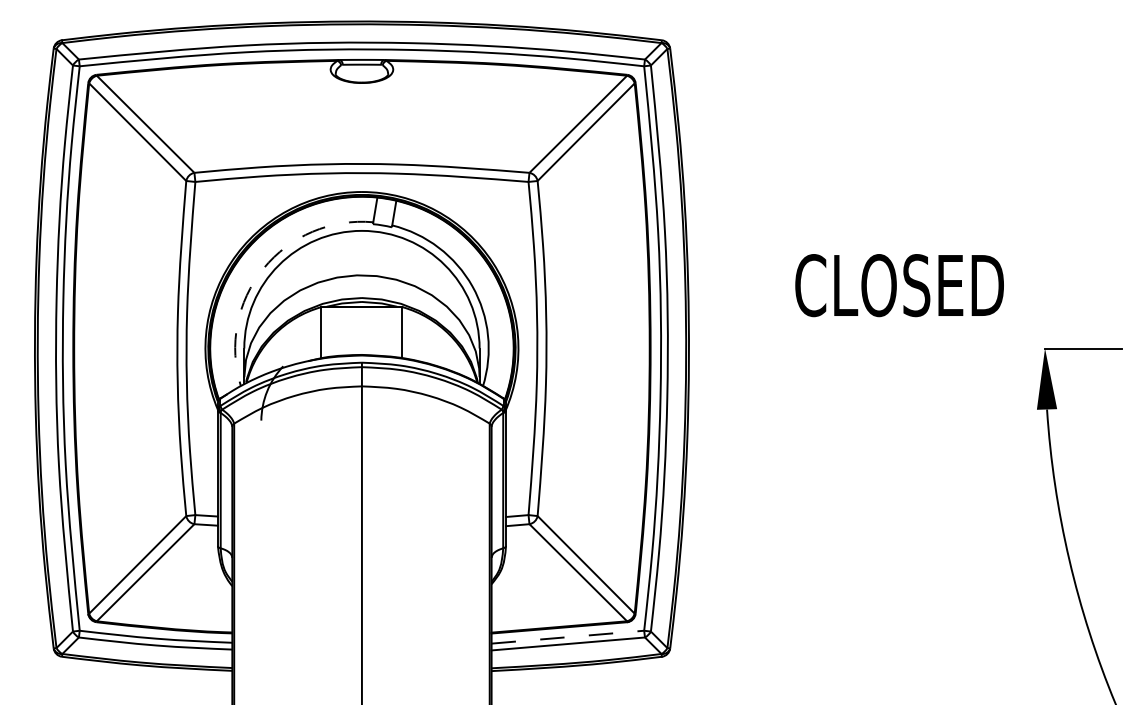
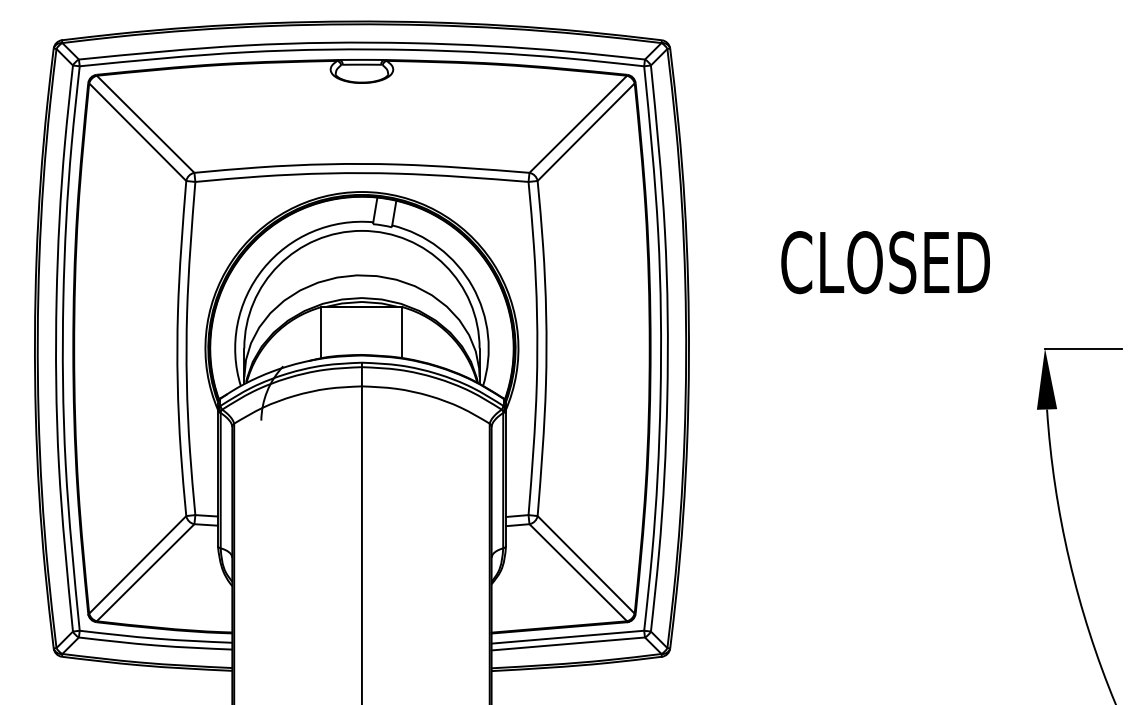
arc: dashed -> solid (263, 268)
text position: (899, 285) -> (885, 262) (885, 262)
line: dashed -> solid (567, 637)
